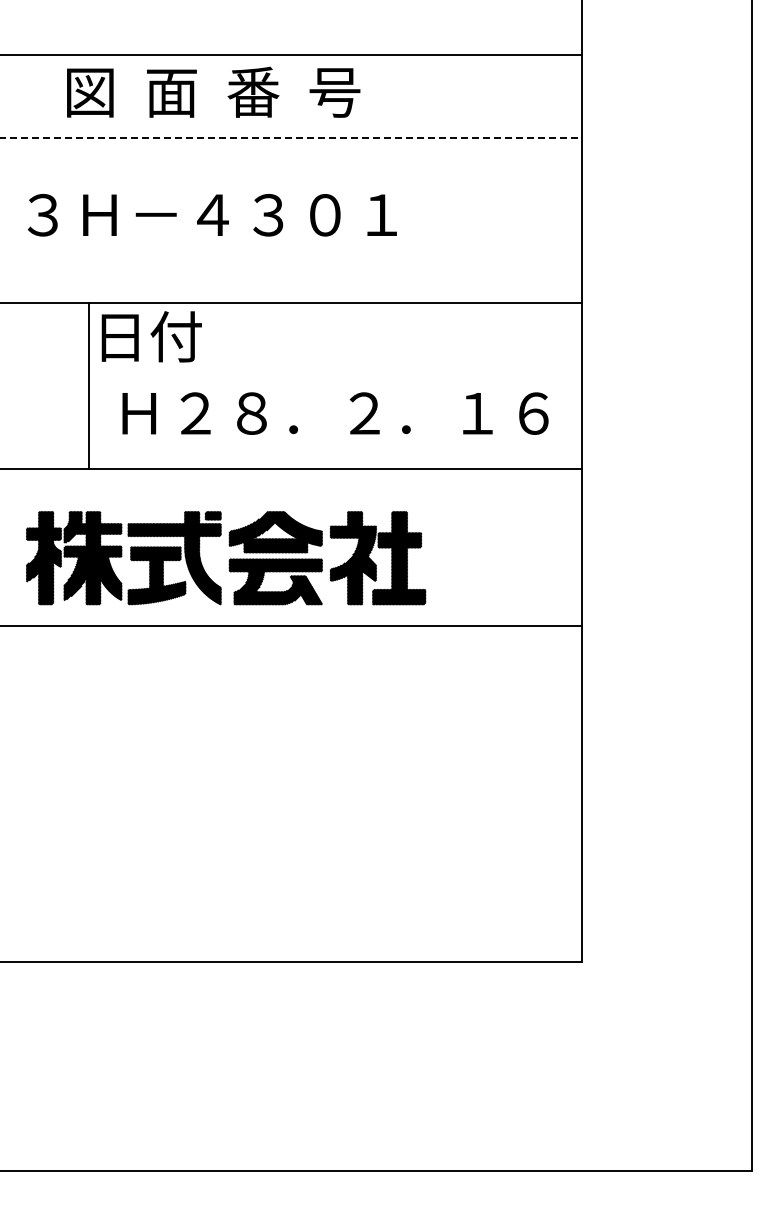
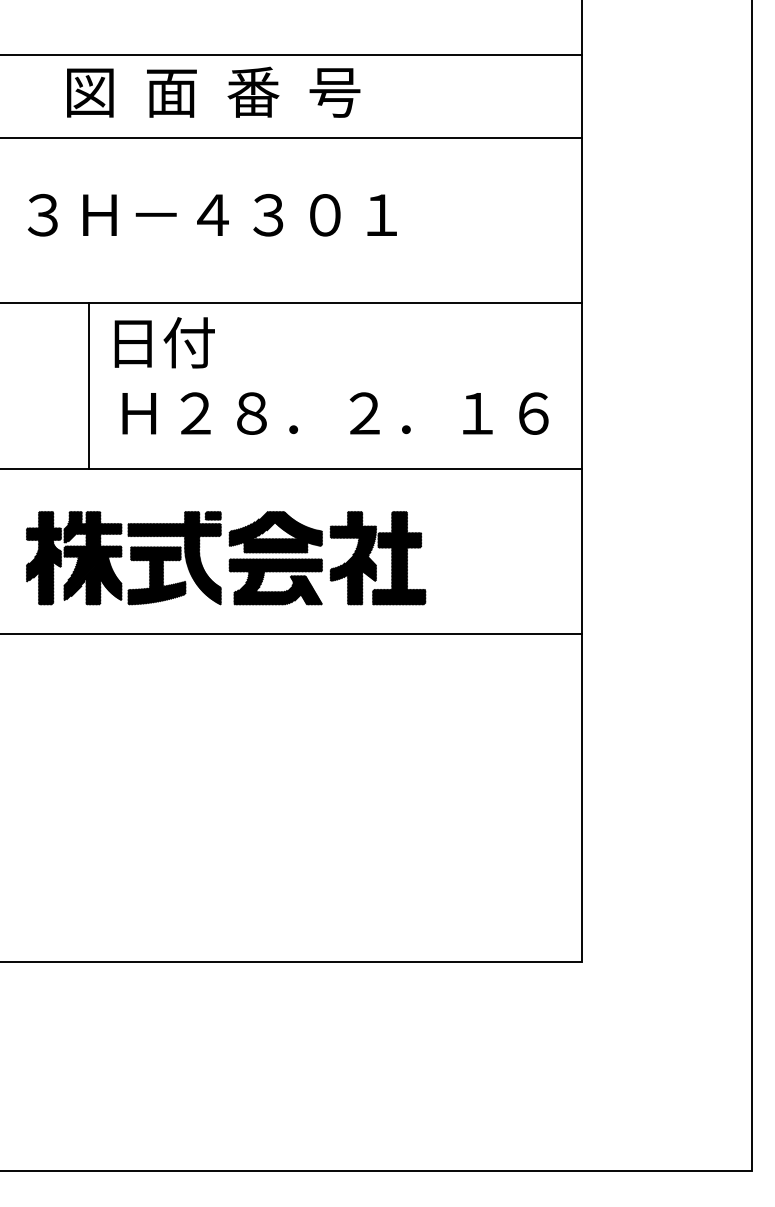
line: dashed -> solid (291, 138)
text position: (151, 336) -> (164, 342) (164, 342)
line position: (292, 625) -> (292, 633) (292, 633)
